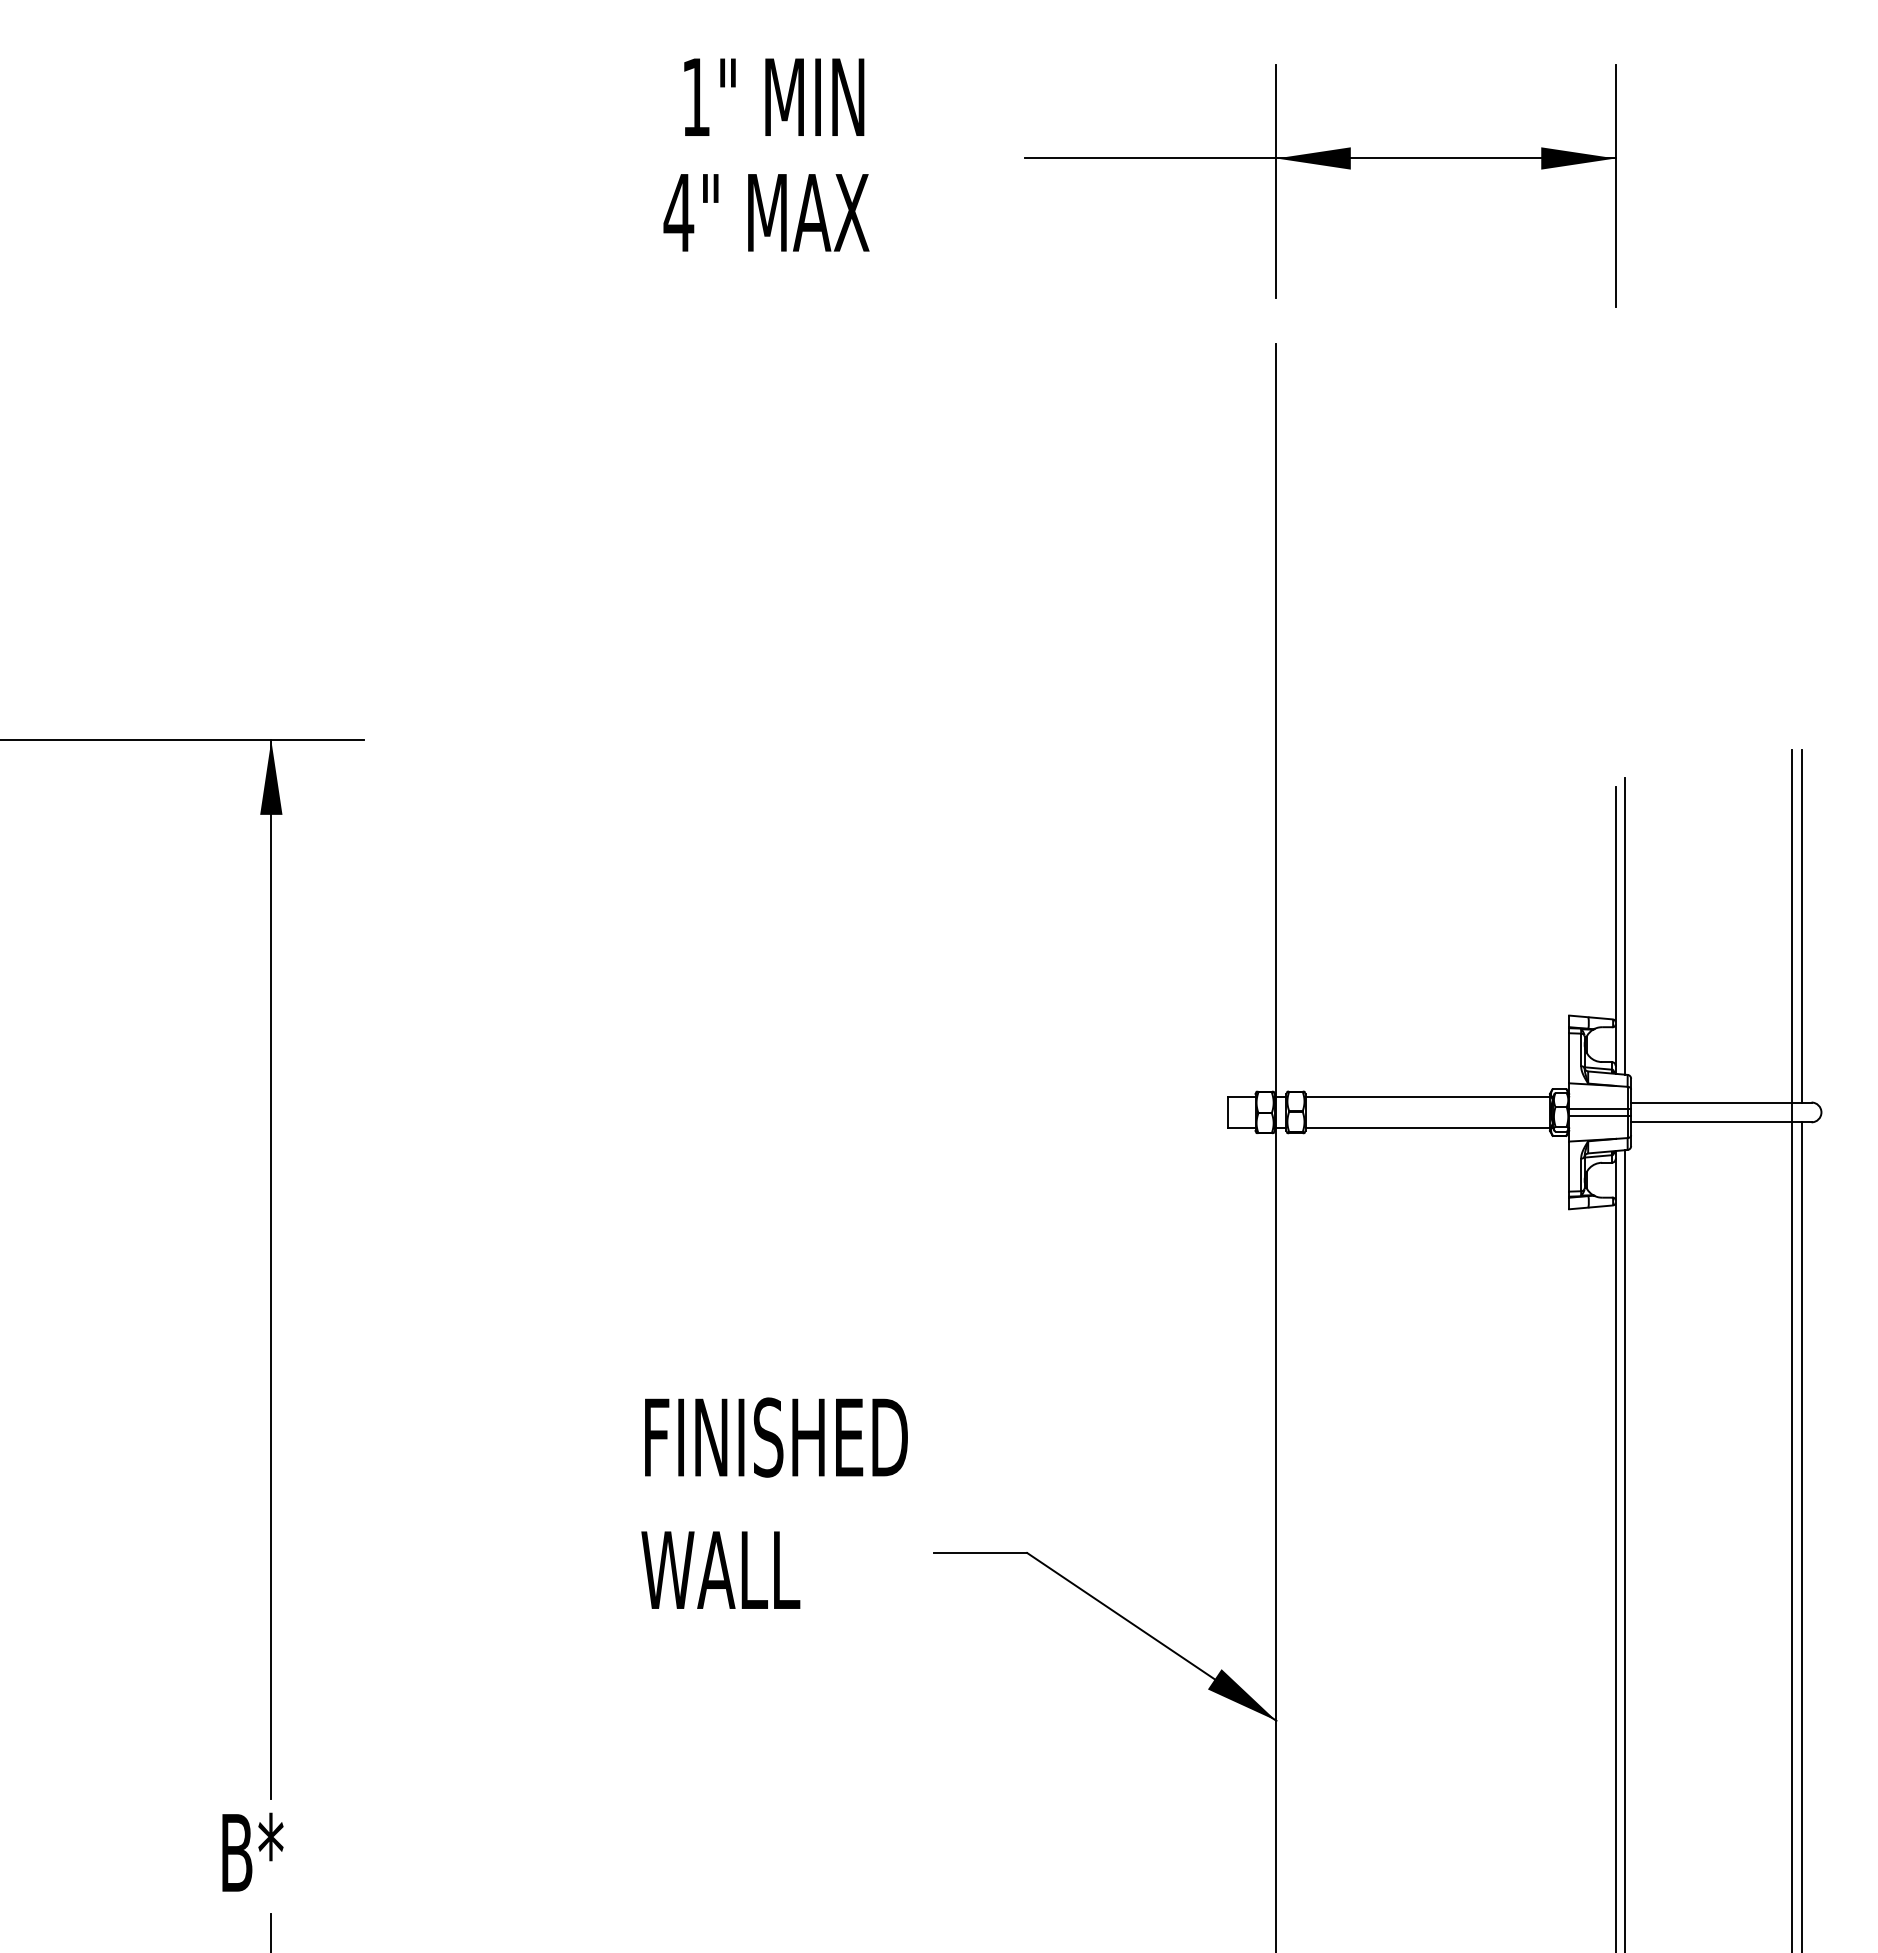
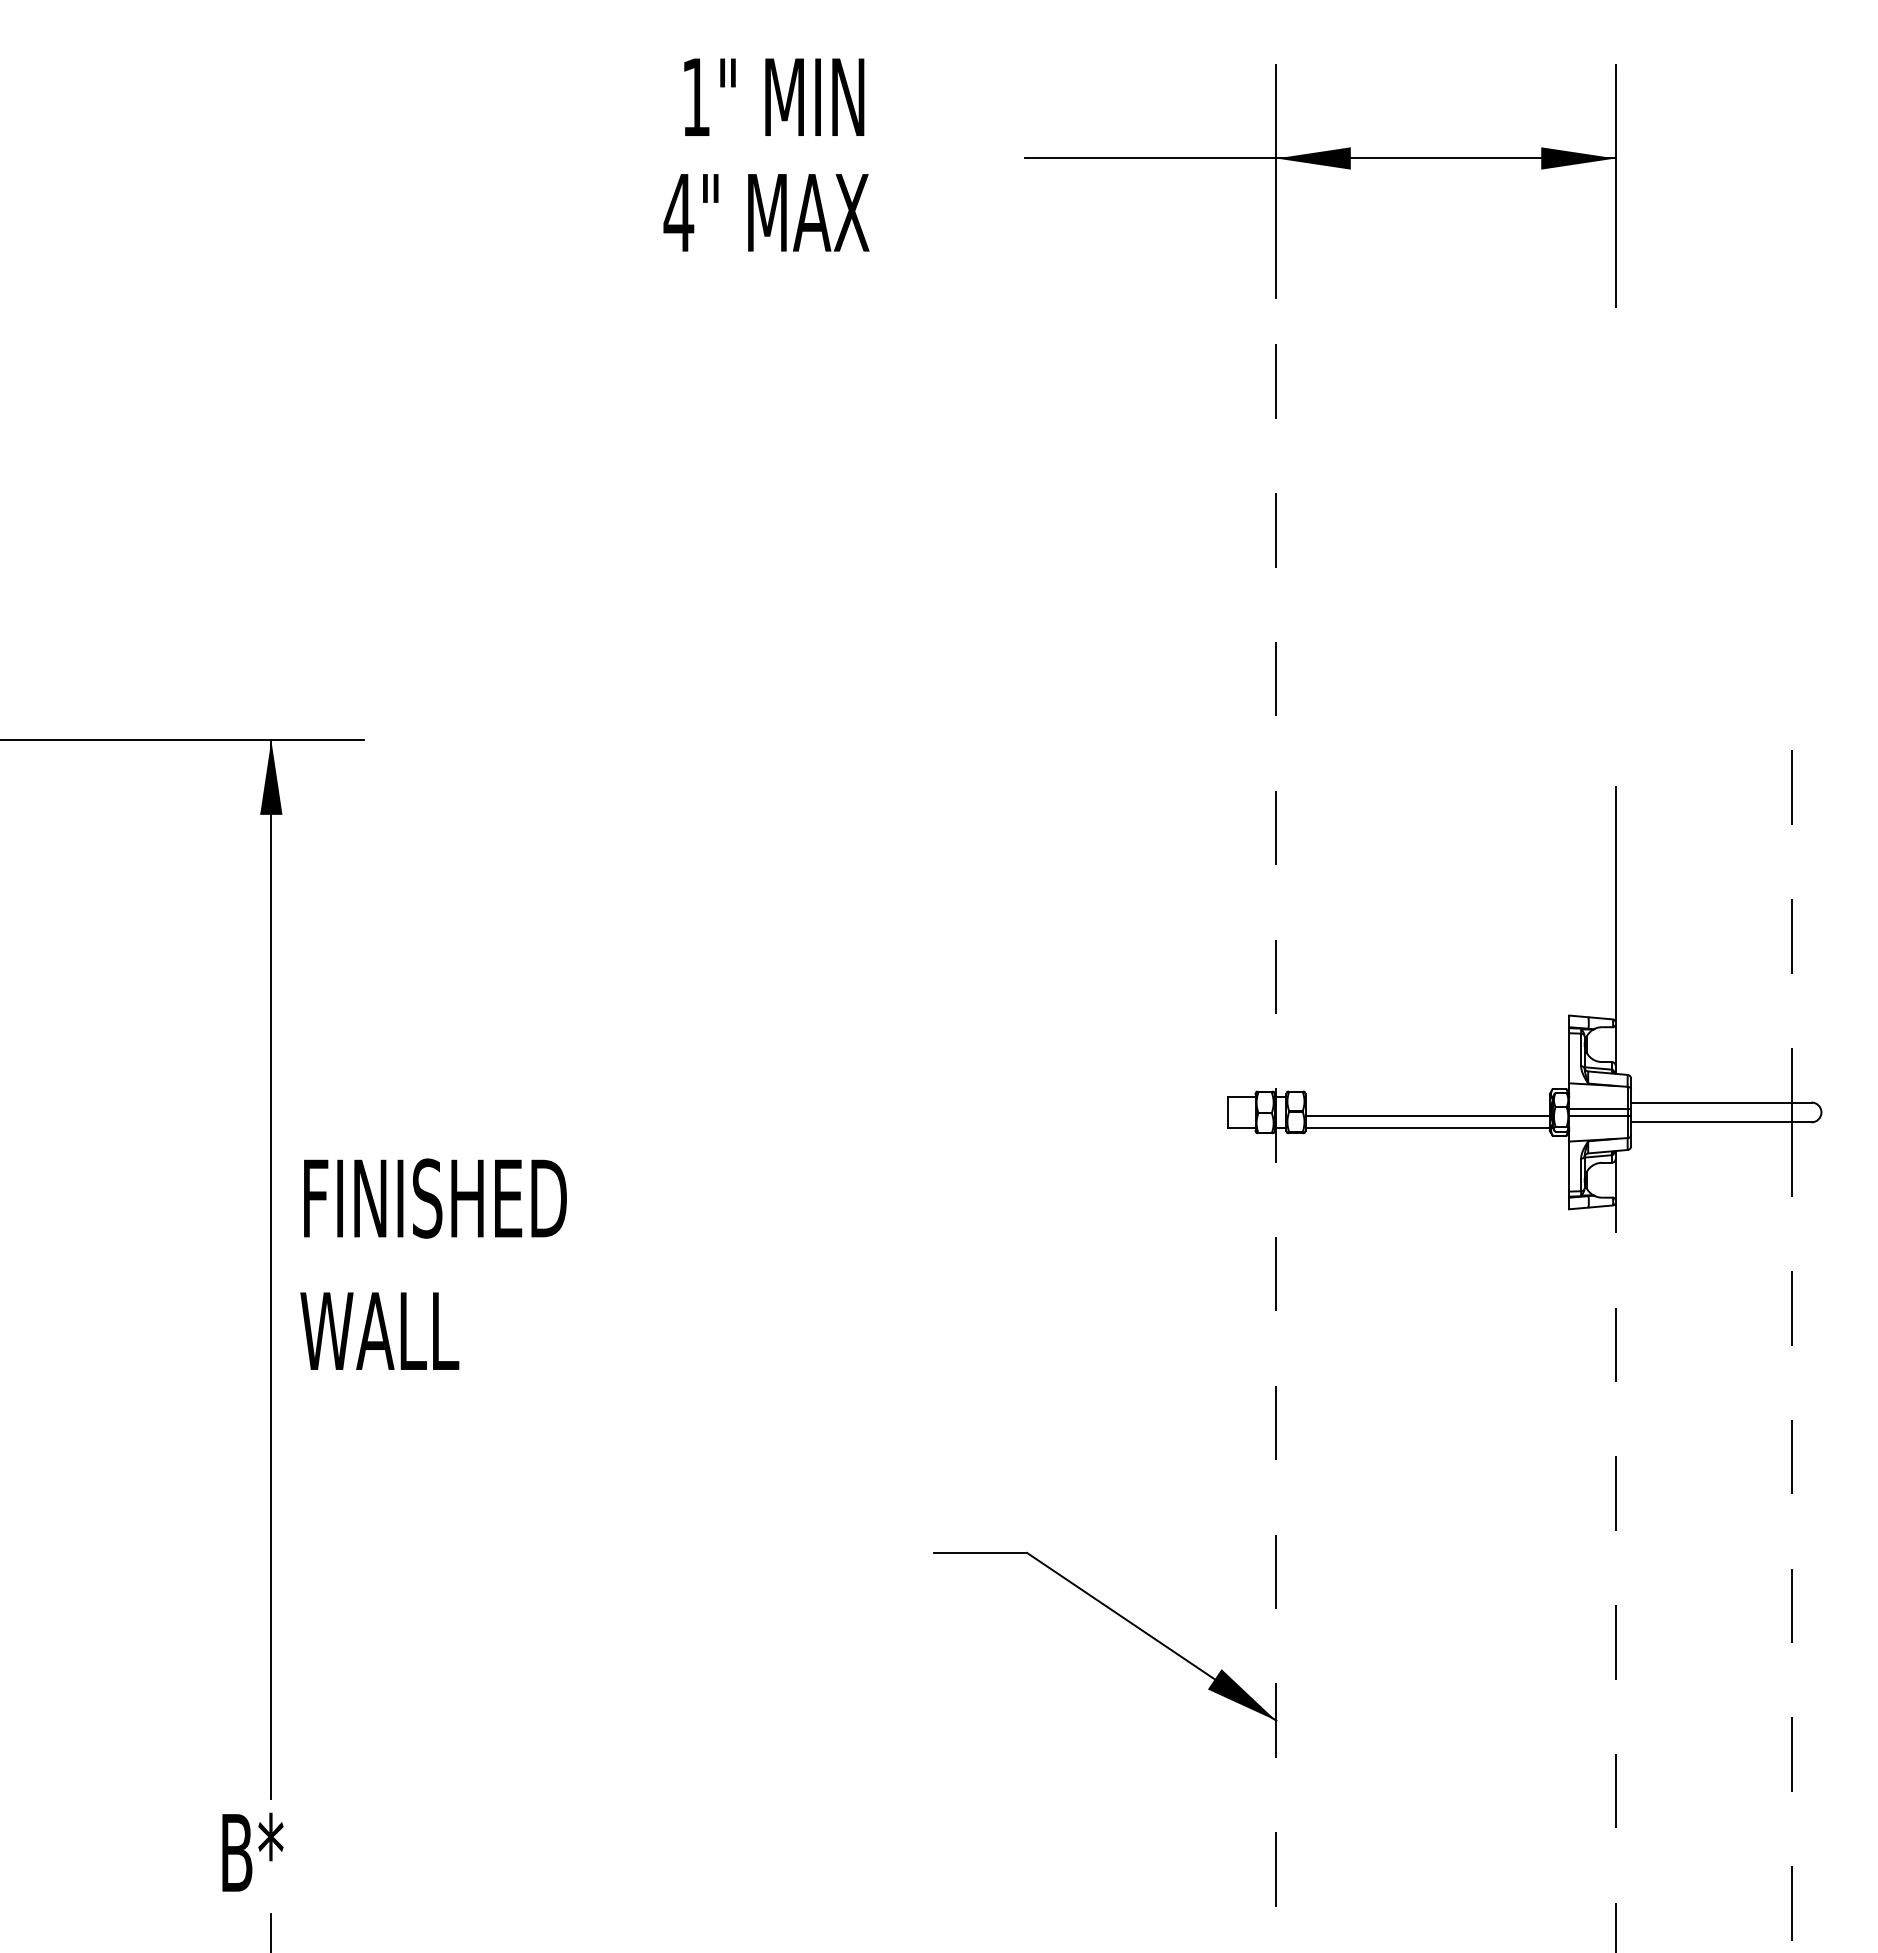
line: present -> none (1624, 926)
line: solid -> dashed (1792, 926)
line: present -> none (1801, 926)
line position: (1427, 1096) -> (1427, 1115) (1427, 1115)
line: solid -> dashed (1276, 1148)
text position: (774, 1502) -> (433, 1263) (433, 1263)
line: present -> none (1801, 1535)
line: solid -> dashed (1792, 1537)
line: present -> none (1624, 1549)
line: solid -> dashed (1615, 1555)
